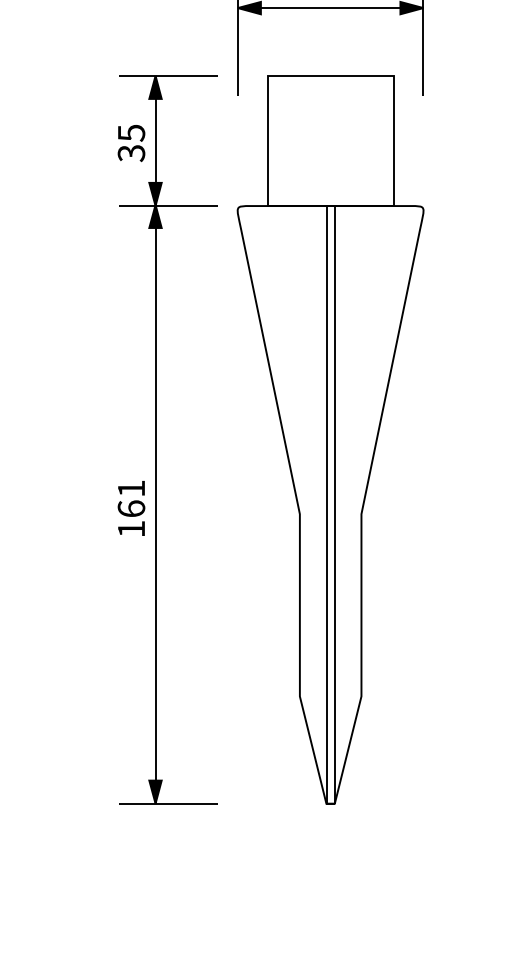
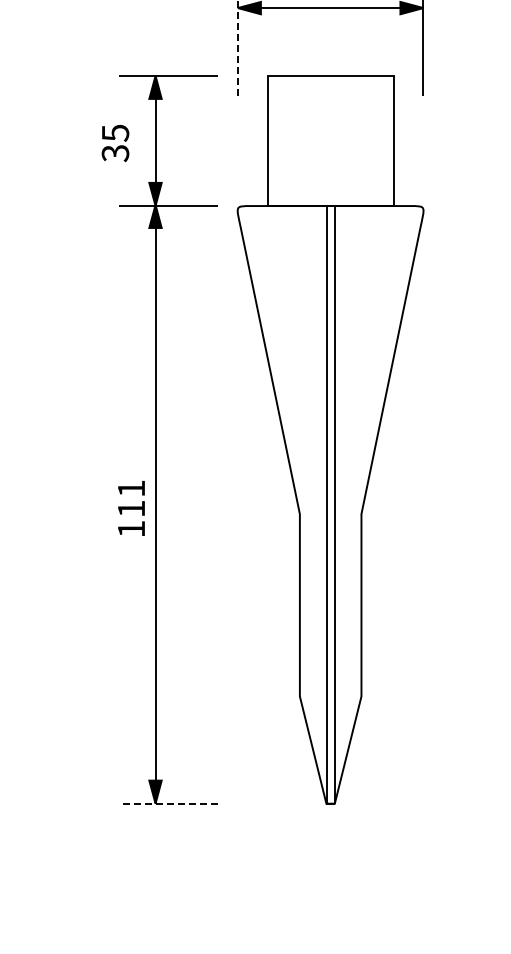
line: solid -> dashed (237, 48)
text position: (131, 143) -> (115, 143) (115, 143)
text: 161 -> 111 (131, 508)
line: solid -> dashed (168, 803)
